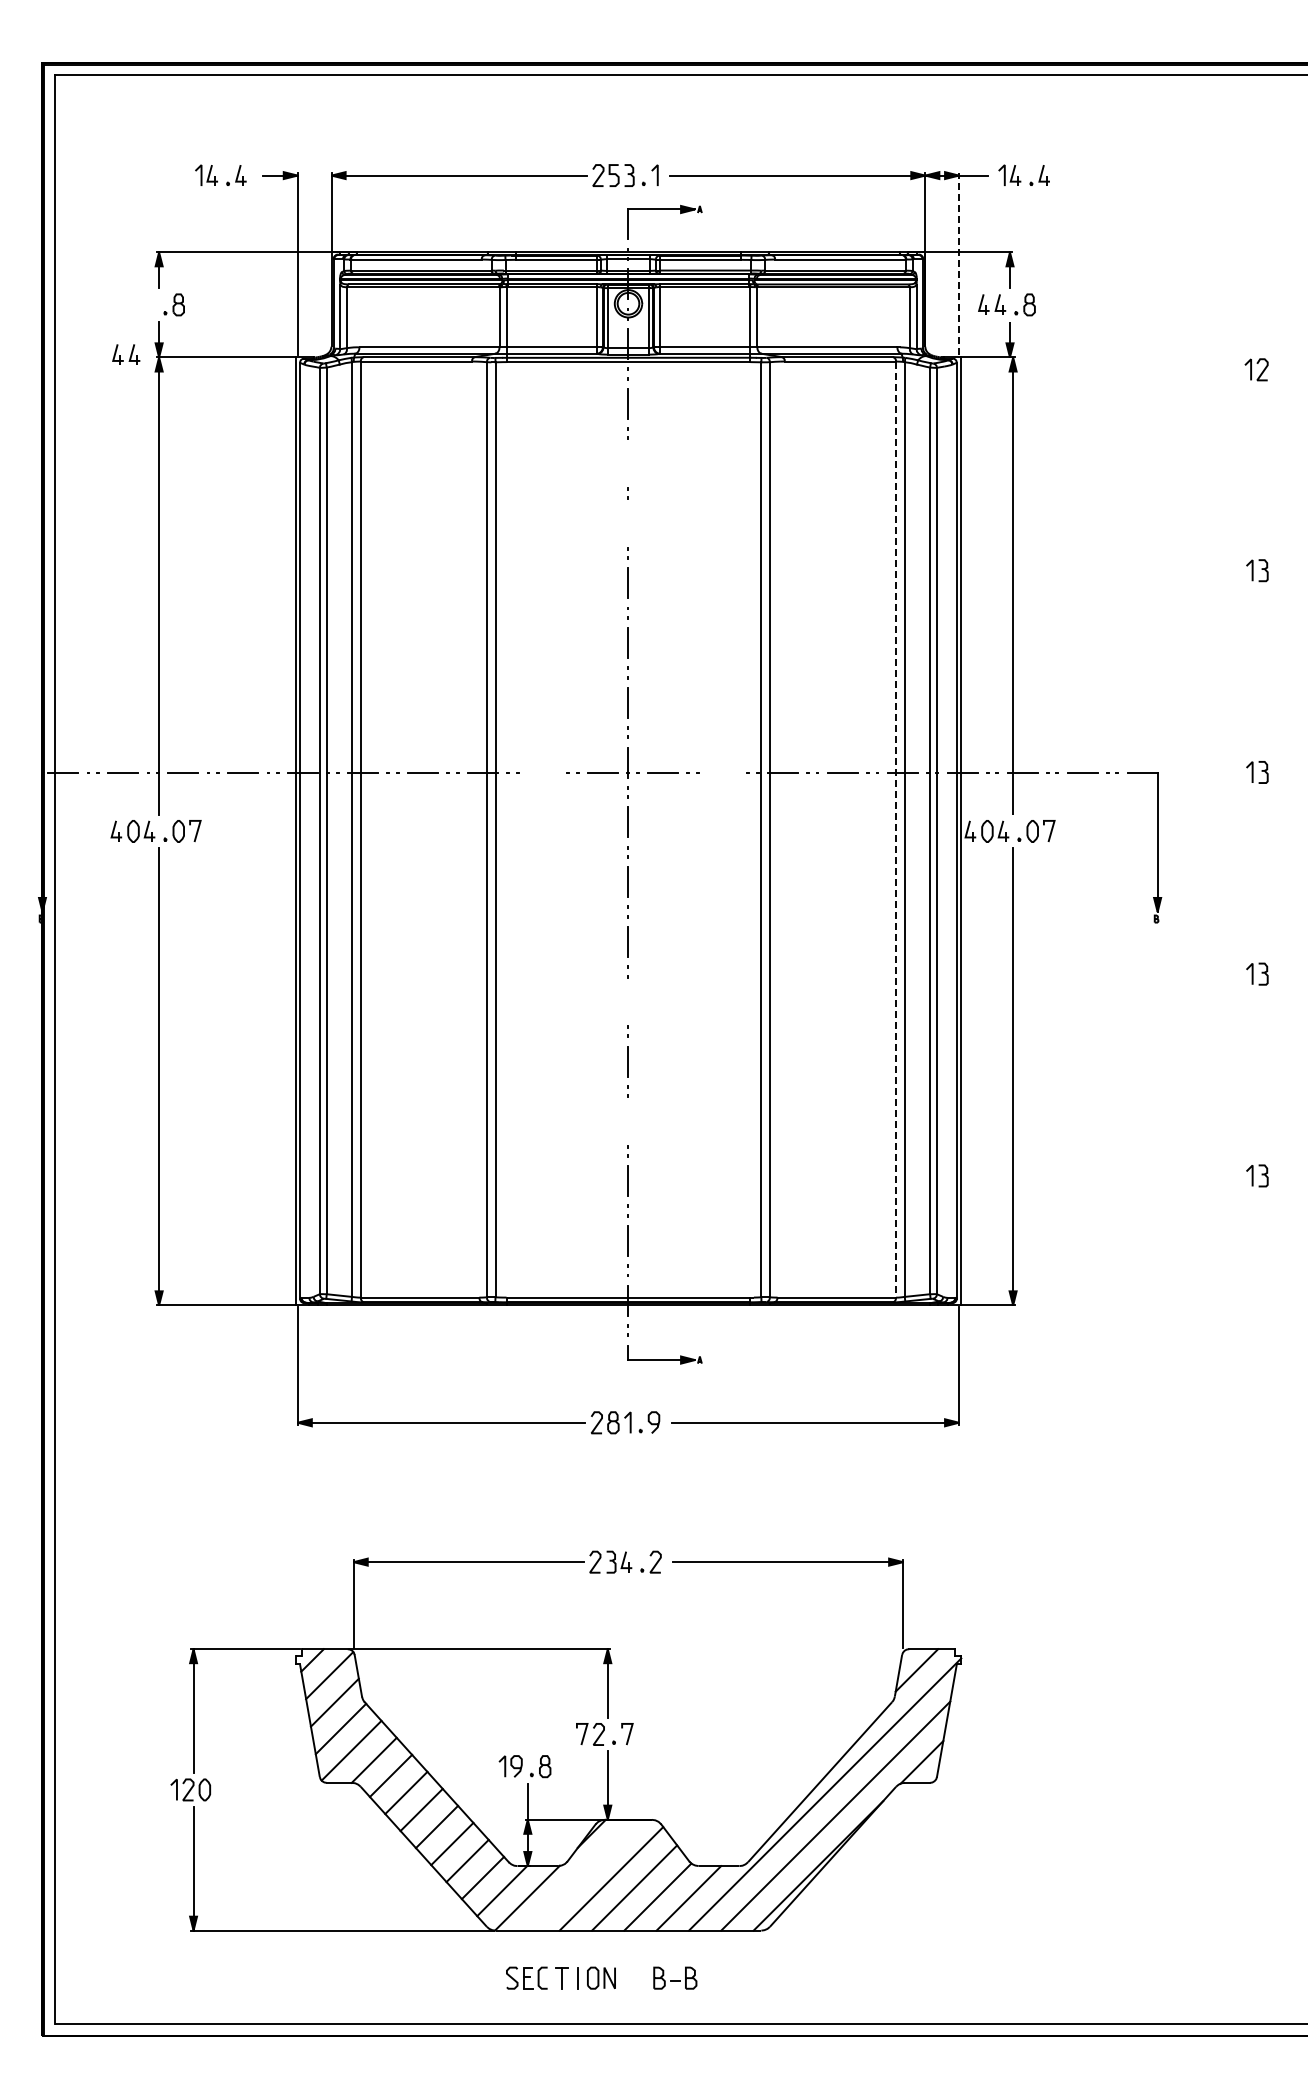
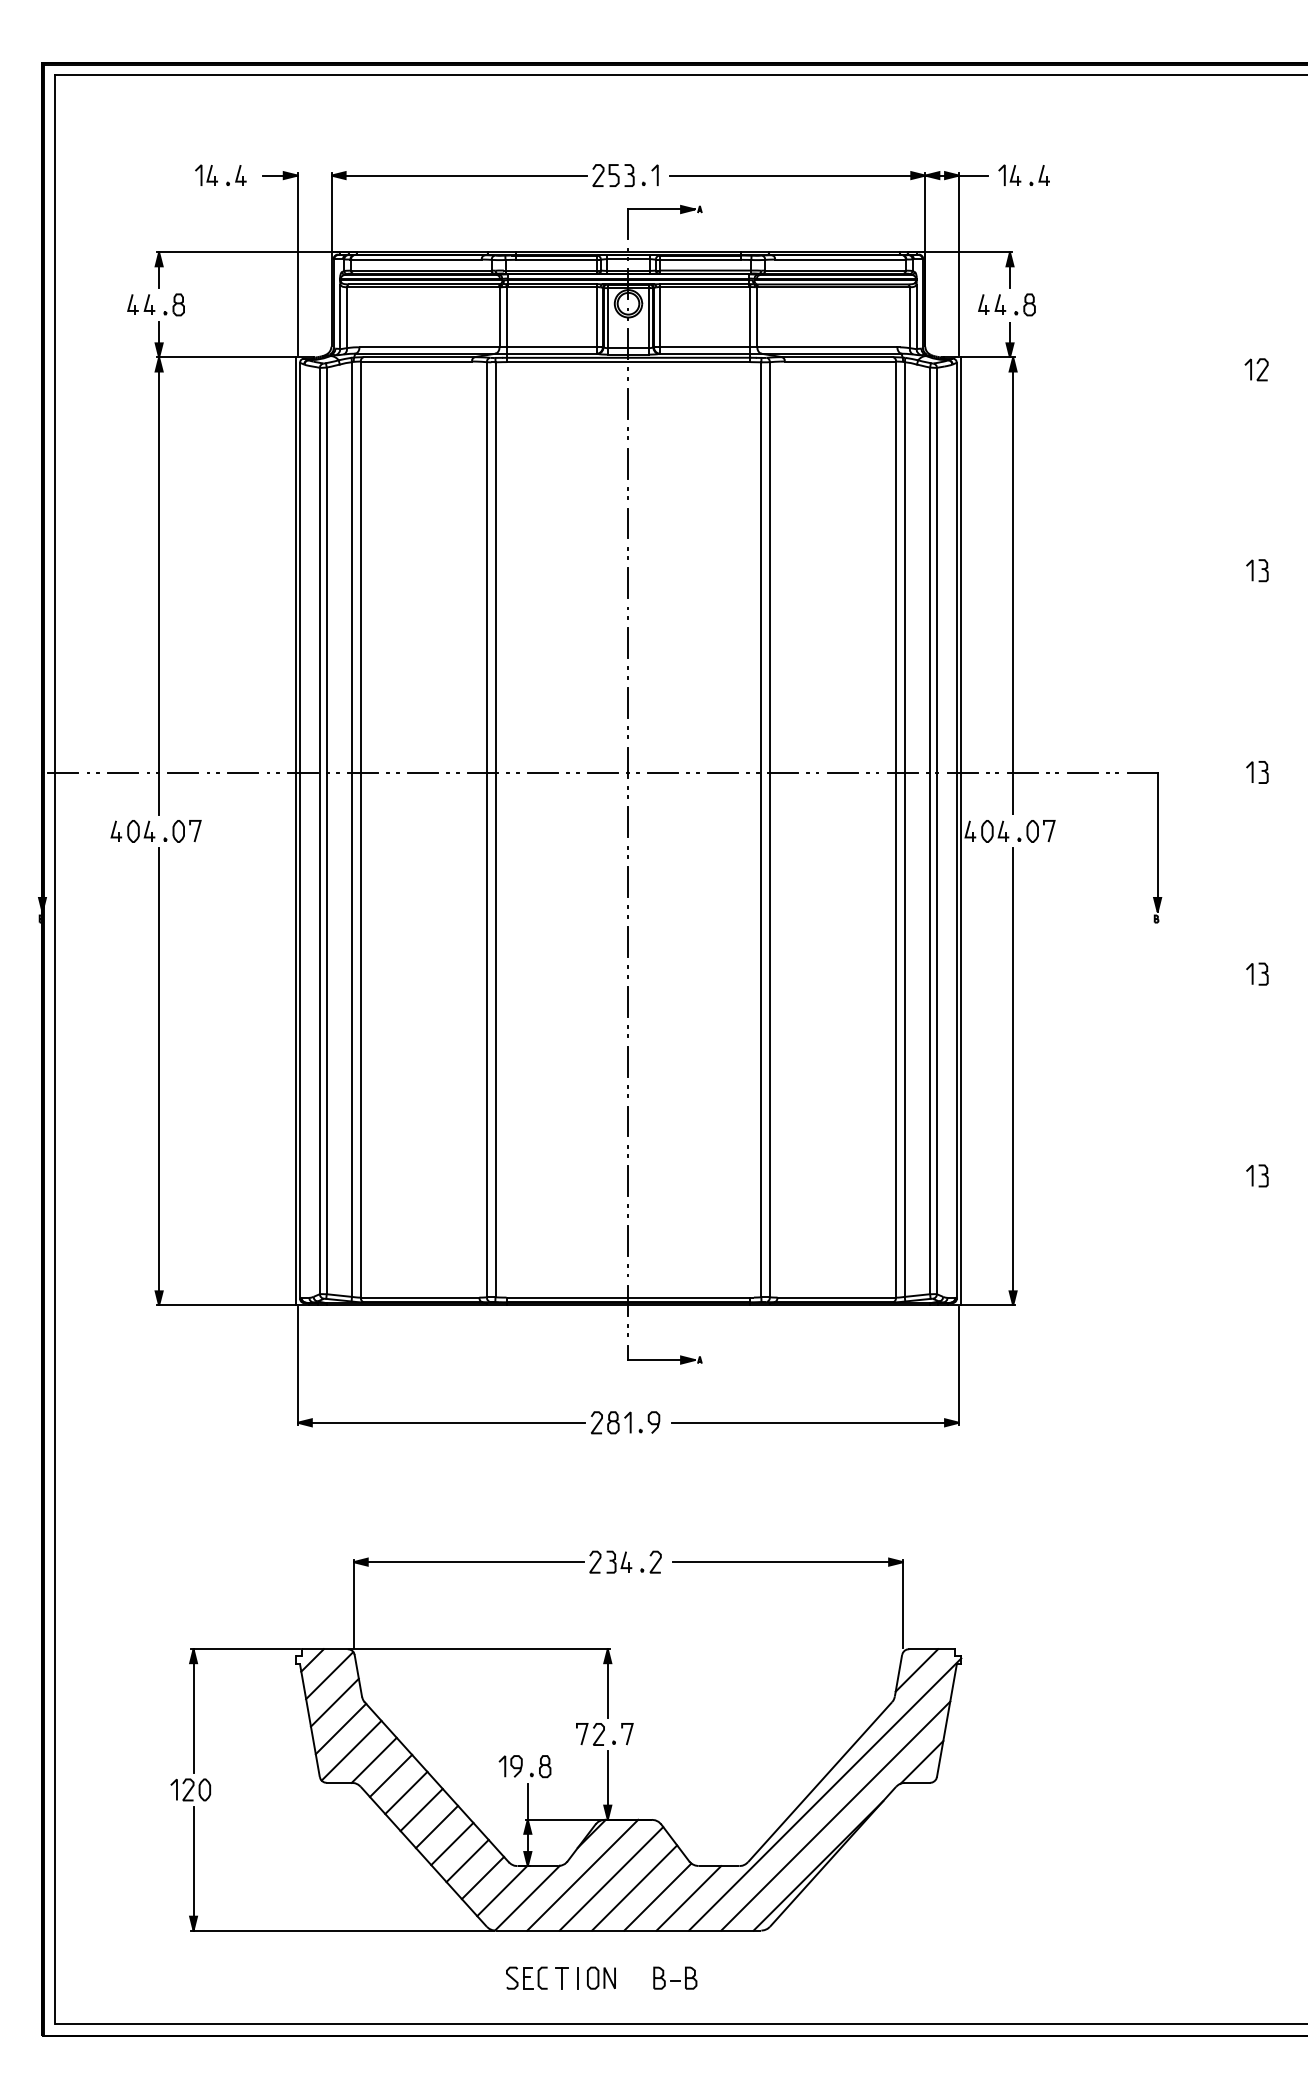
line: dashed -> solid (959, 264)
part position: (126, 354) -> (141, 304) (141, 304)
line: none -> present (628, 463)
line: none -> present (627, 523)
line: none -> present (542, 772)
line: none -> present (722, 772)
line: dashed -> solid (896, 830)
line: none -> present (628, 1001)
line: none -> present (627, 1121)
line: none -> present (582, 1874)
